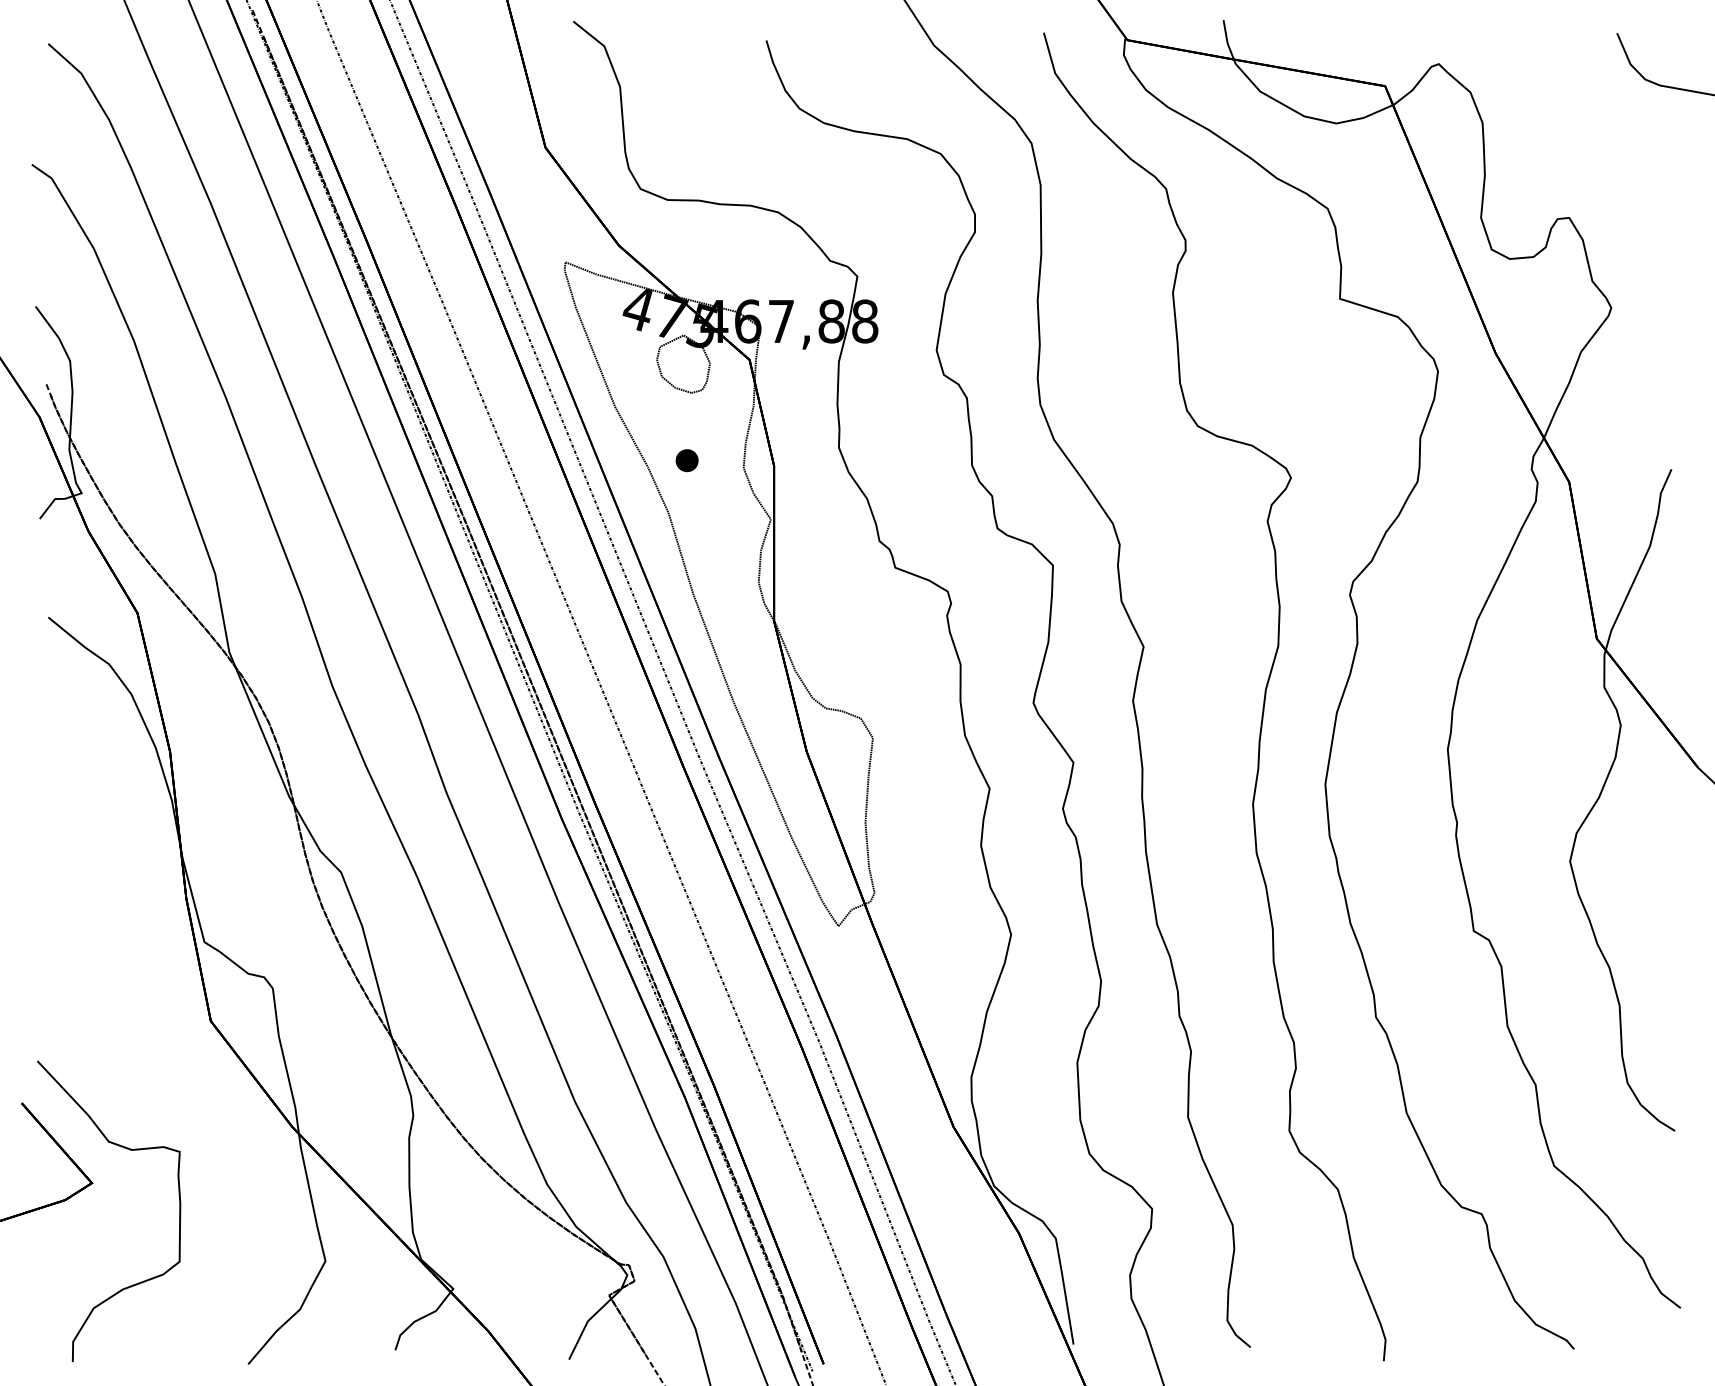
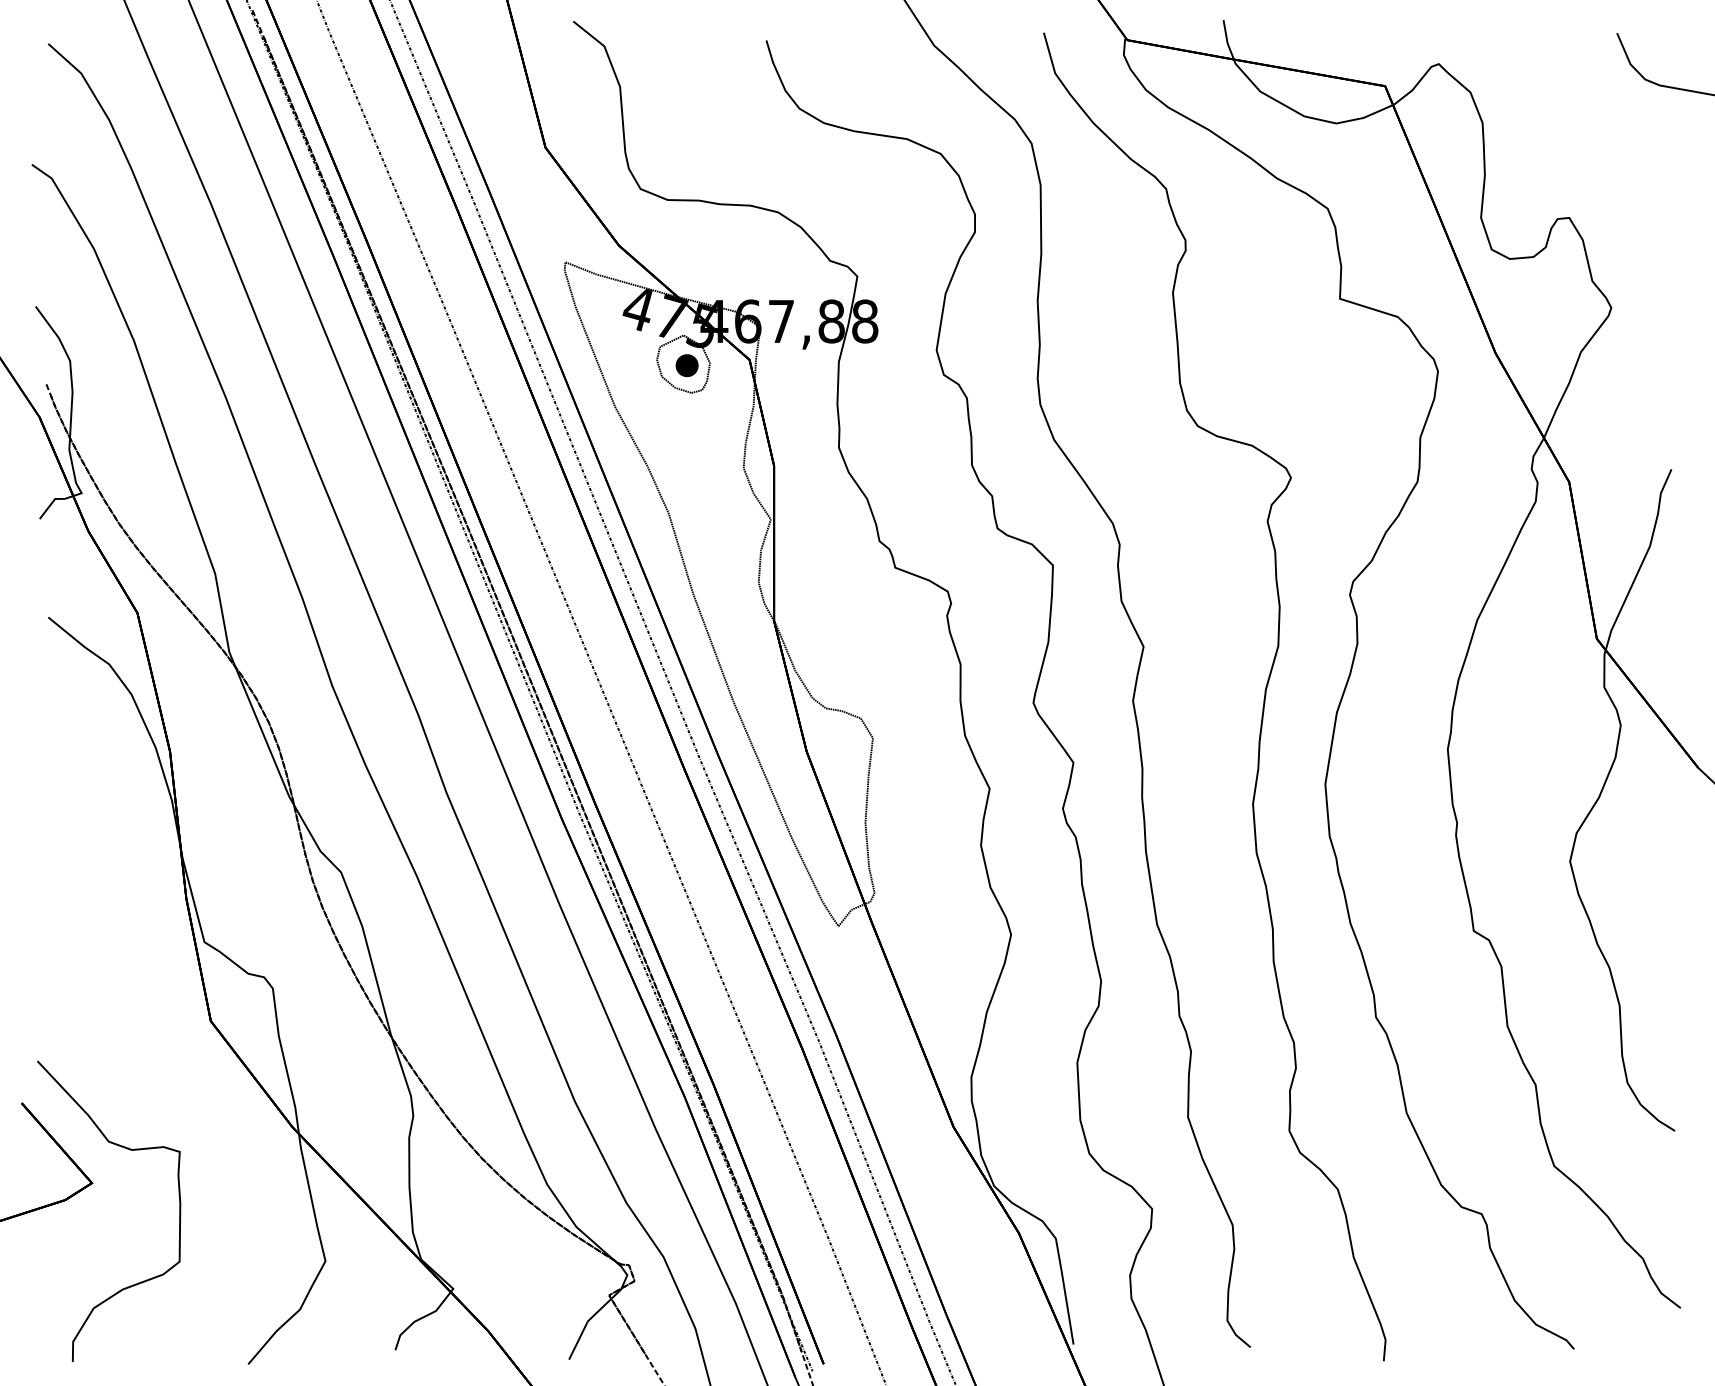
part position: (686, 460) -> (686, 365) (686, 365)
